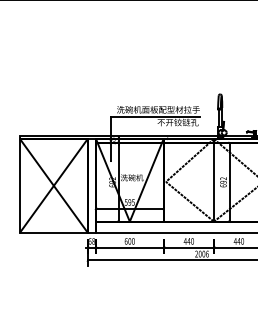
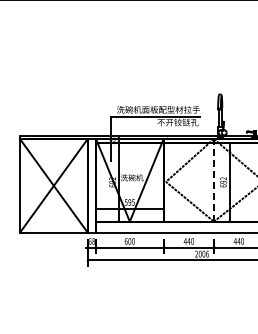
line: solid -> dashed (213, 181)
